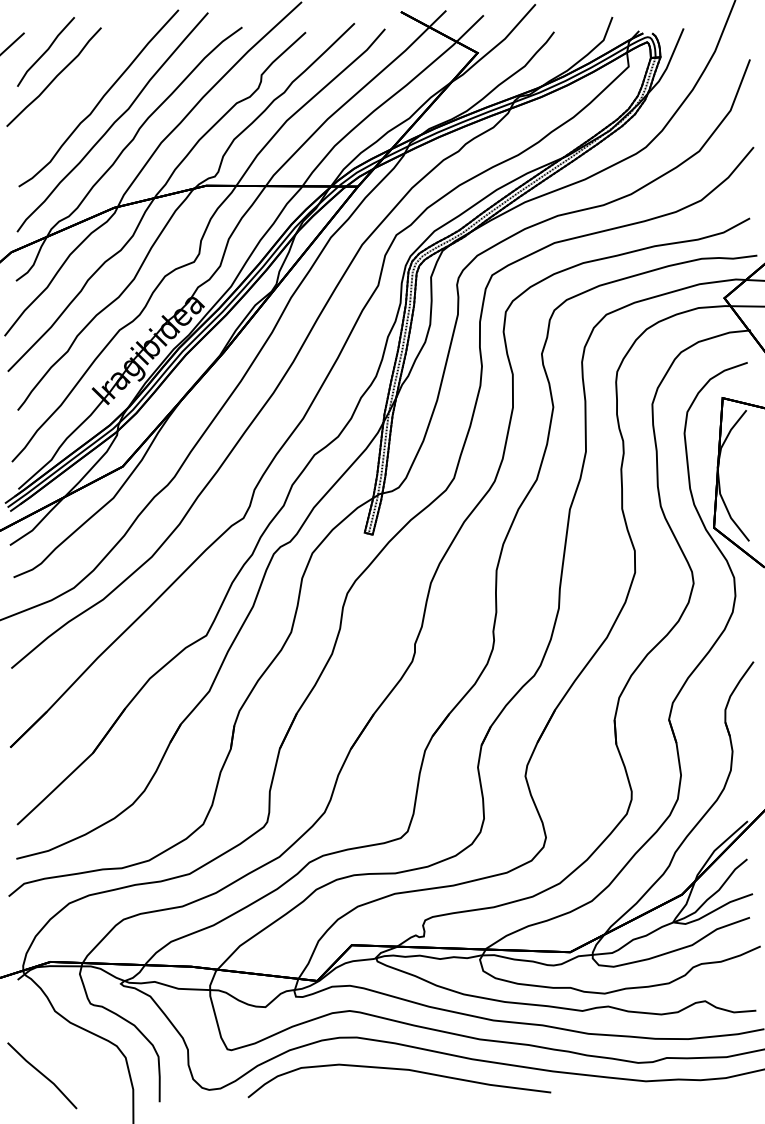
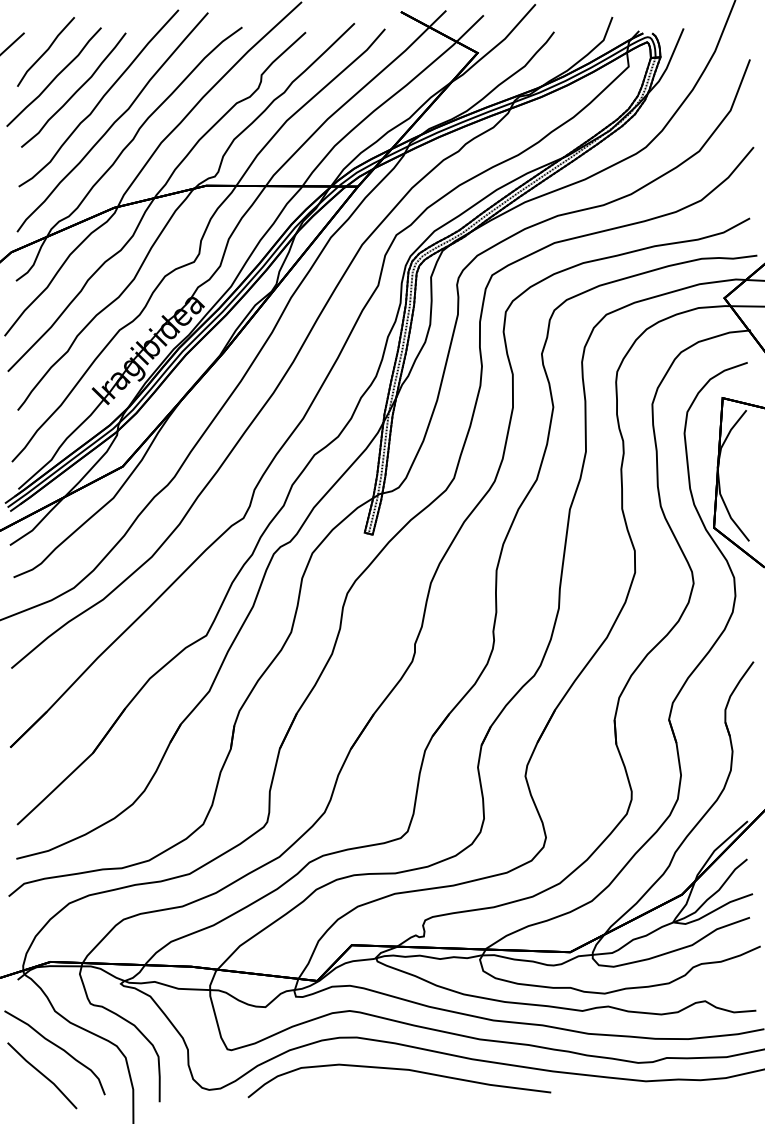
part: none -> present (73, 89)
curve: none -> present (57, 1047)
